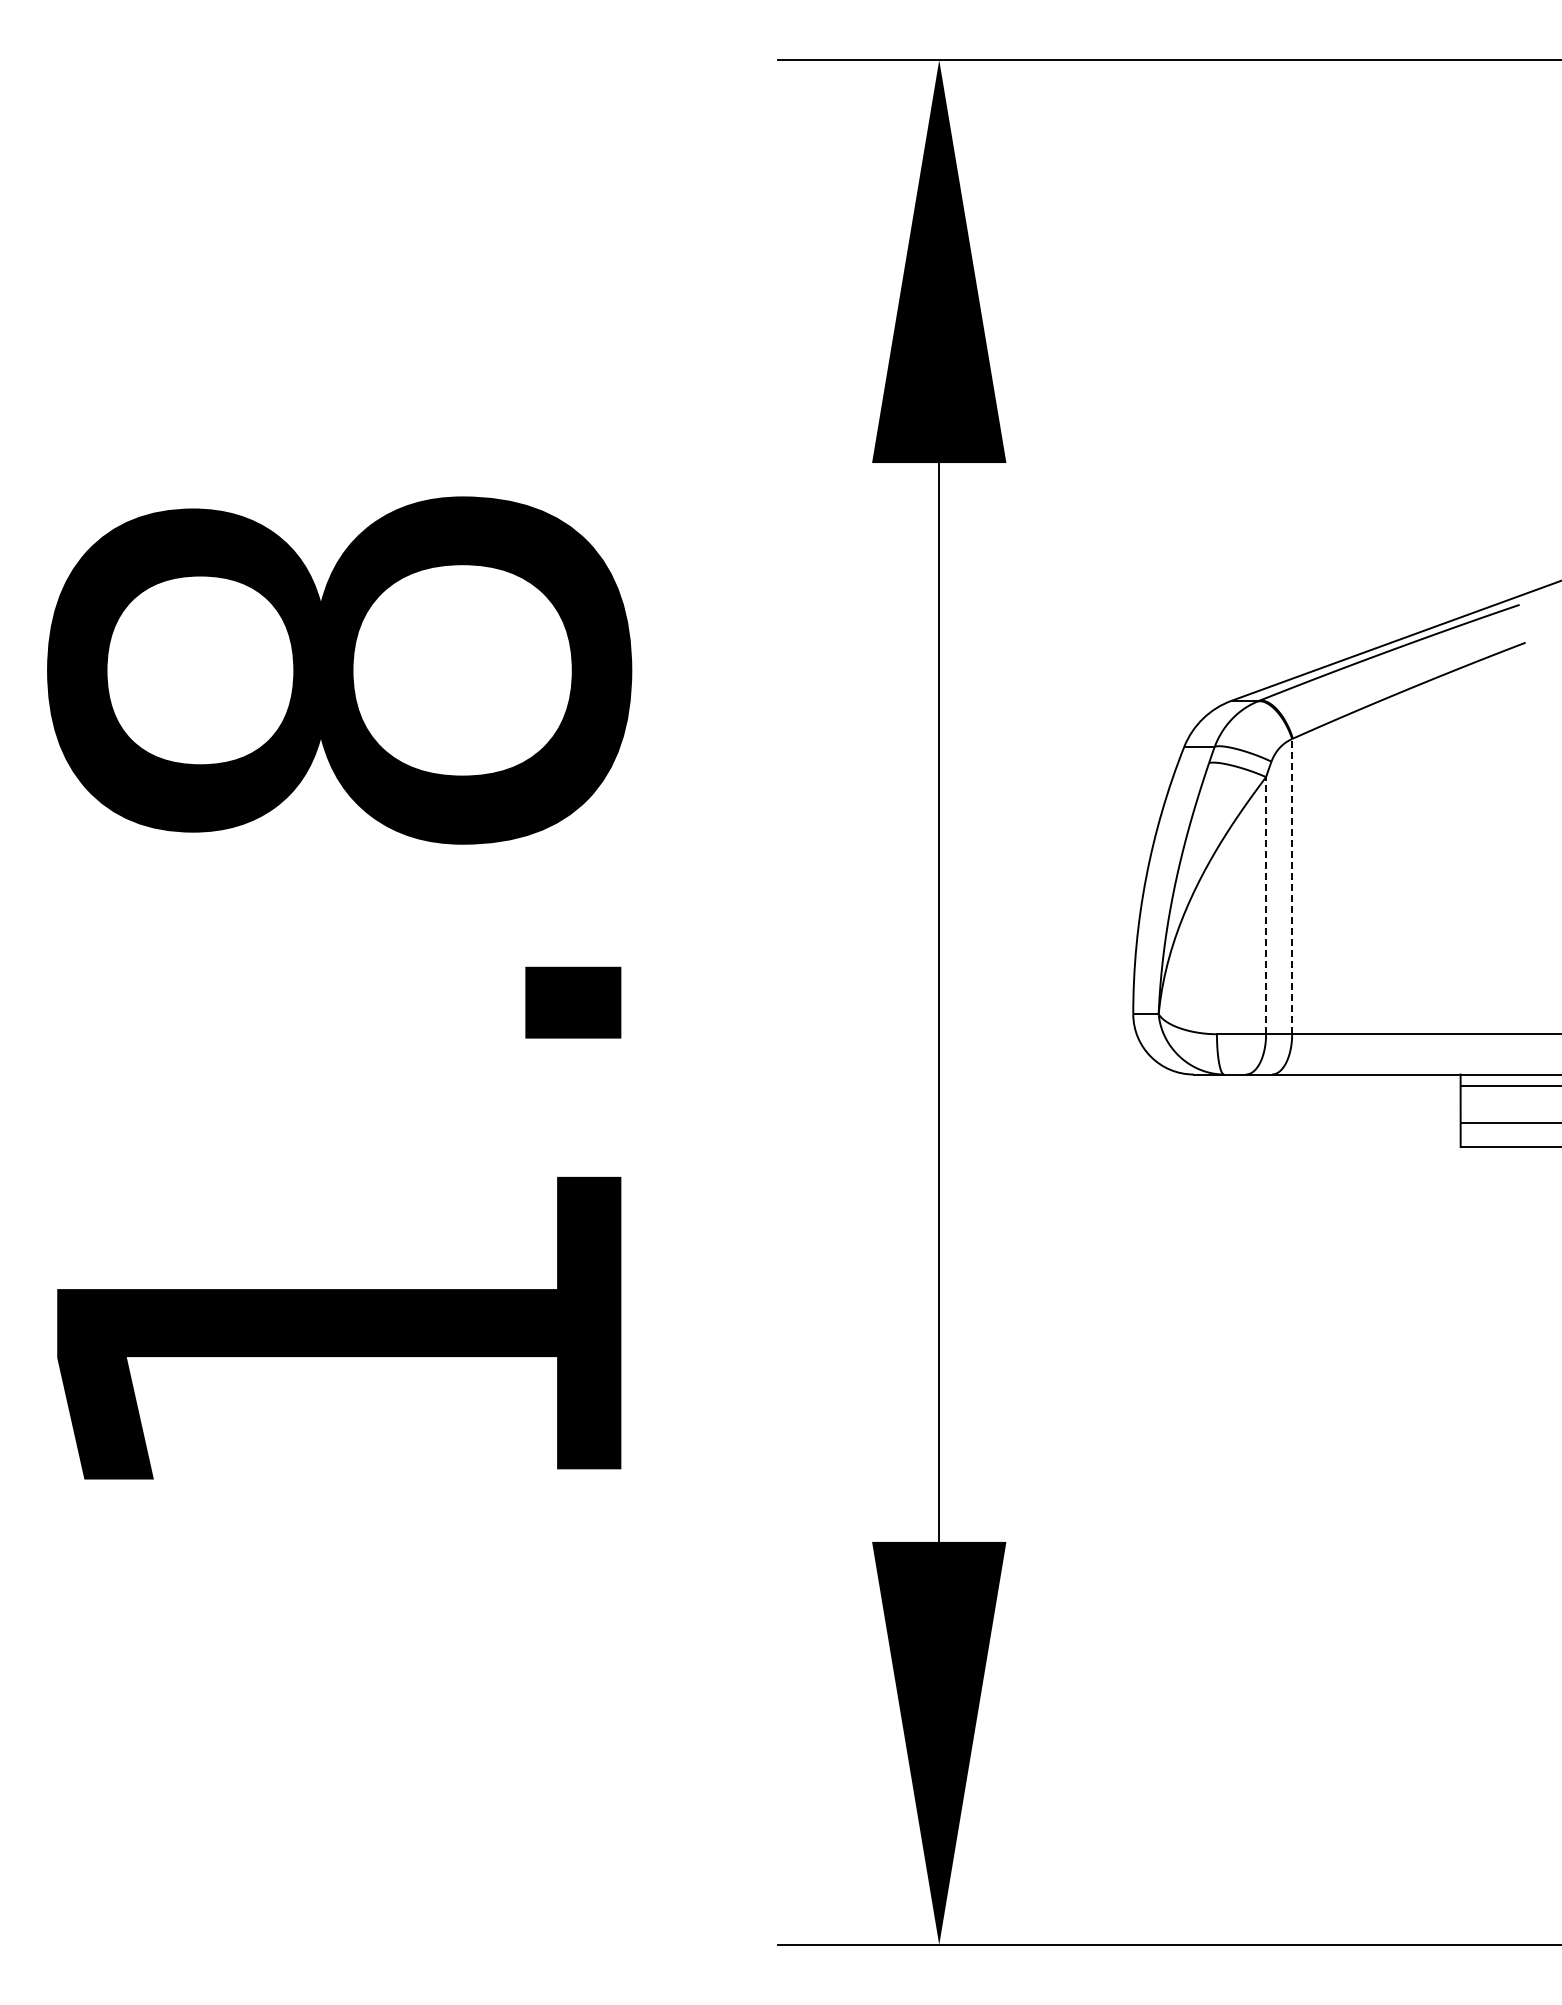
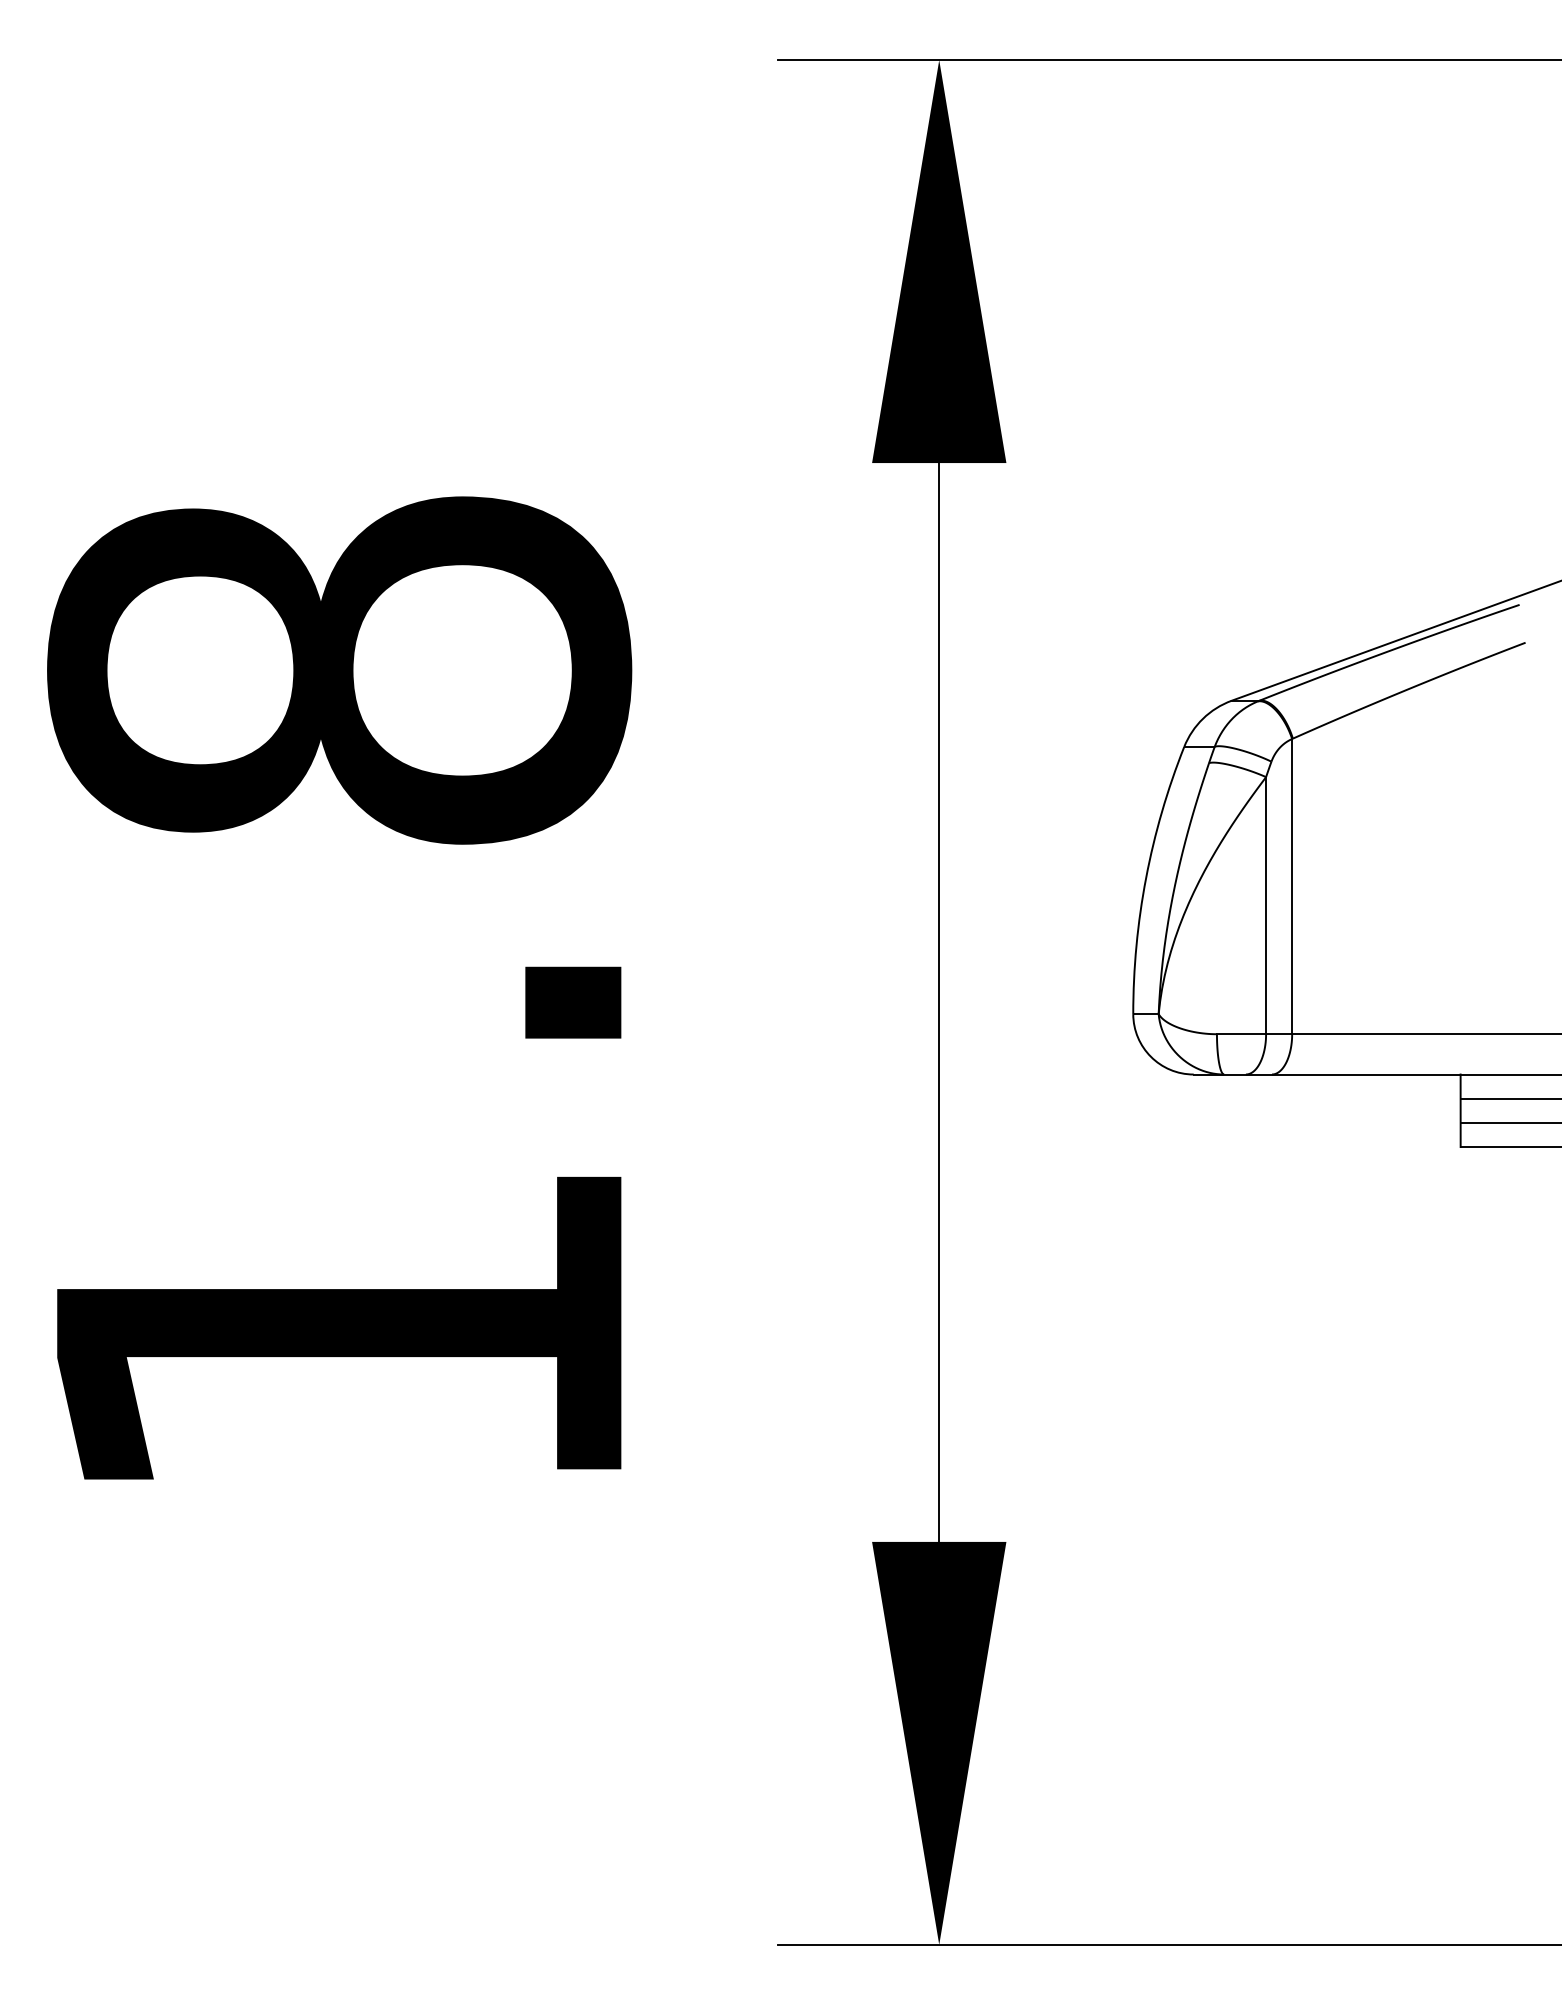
line: dashed -> solid (1292, 886)
line: dashed -> solid (1266, 905)
line position: (1509, 1085) -> (1509, 1098) (1509, 1098)
